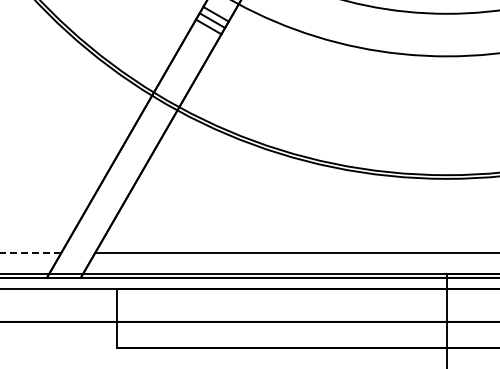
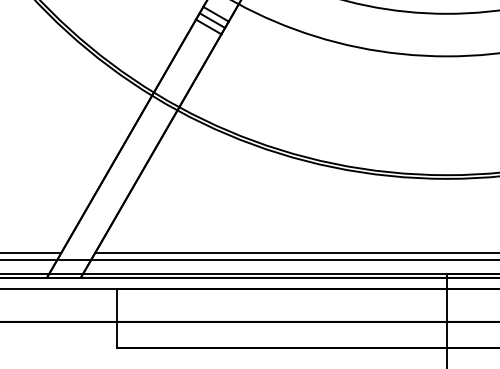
line: dashed -> solid (30, 252)
line: none -> present (249, 259)
